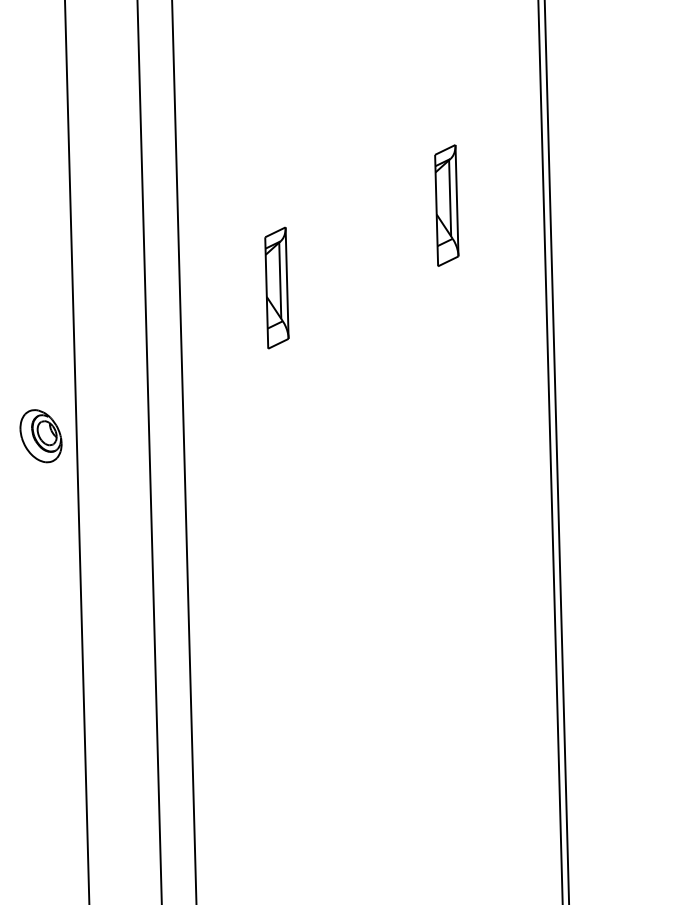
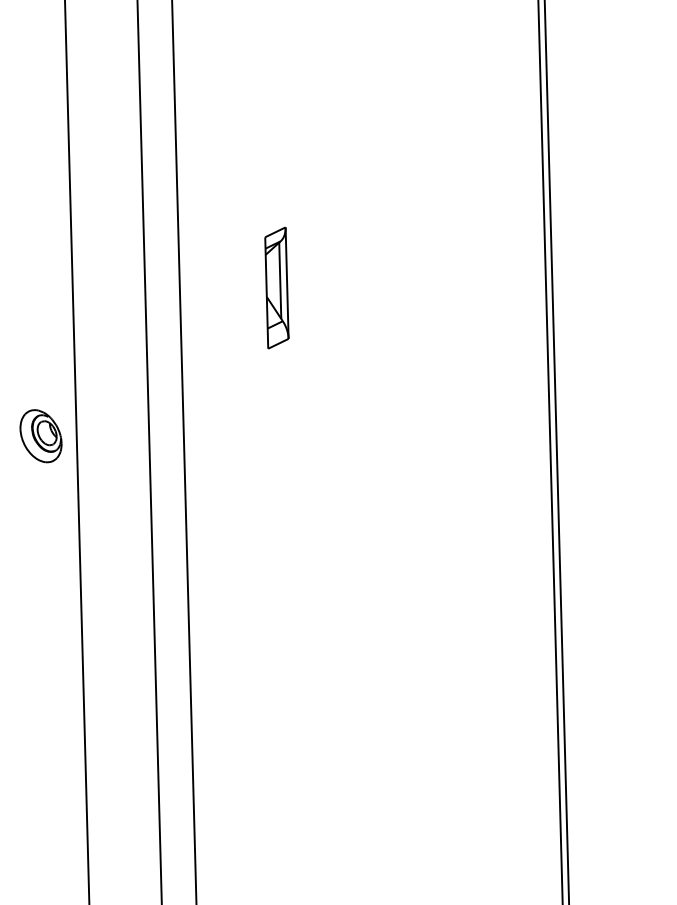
part: present -> none (446, 205)
